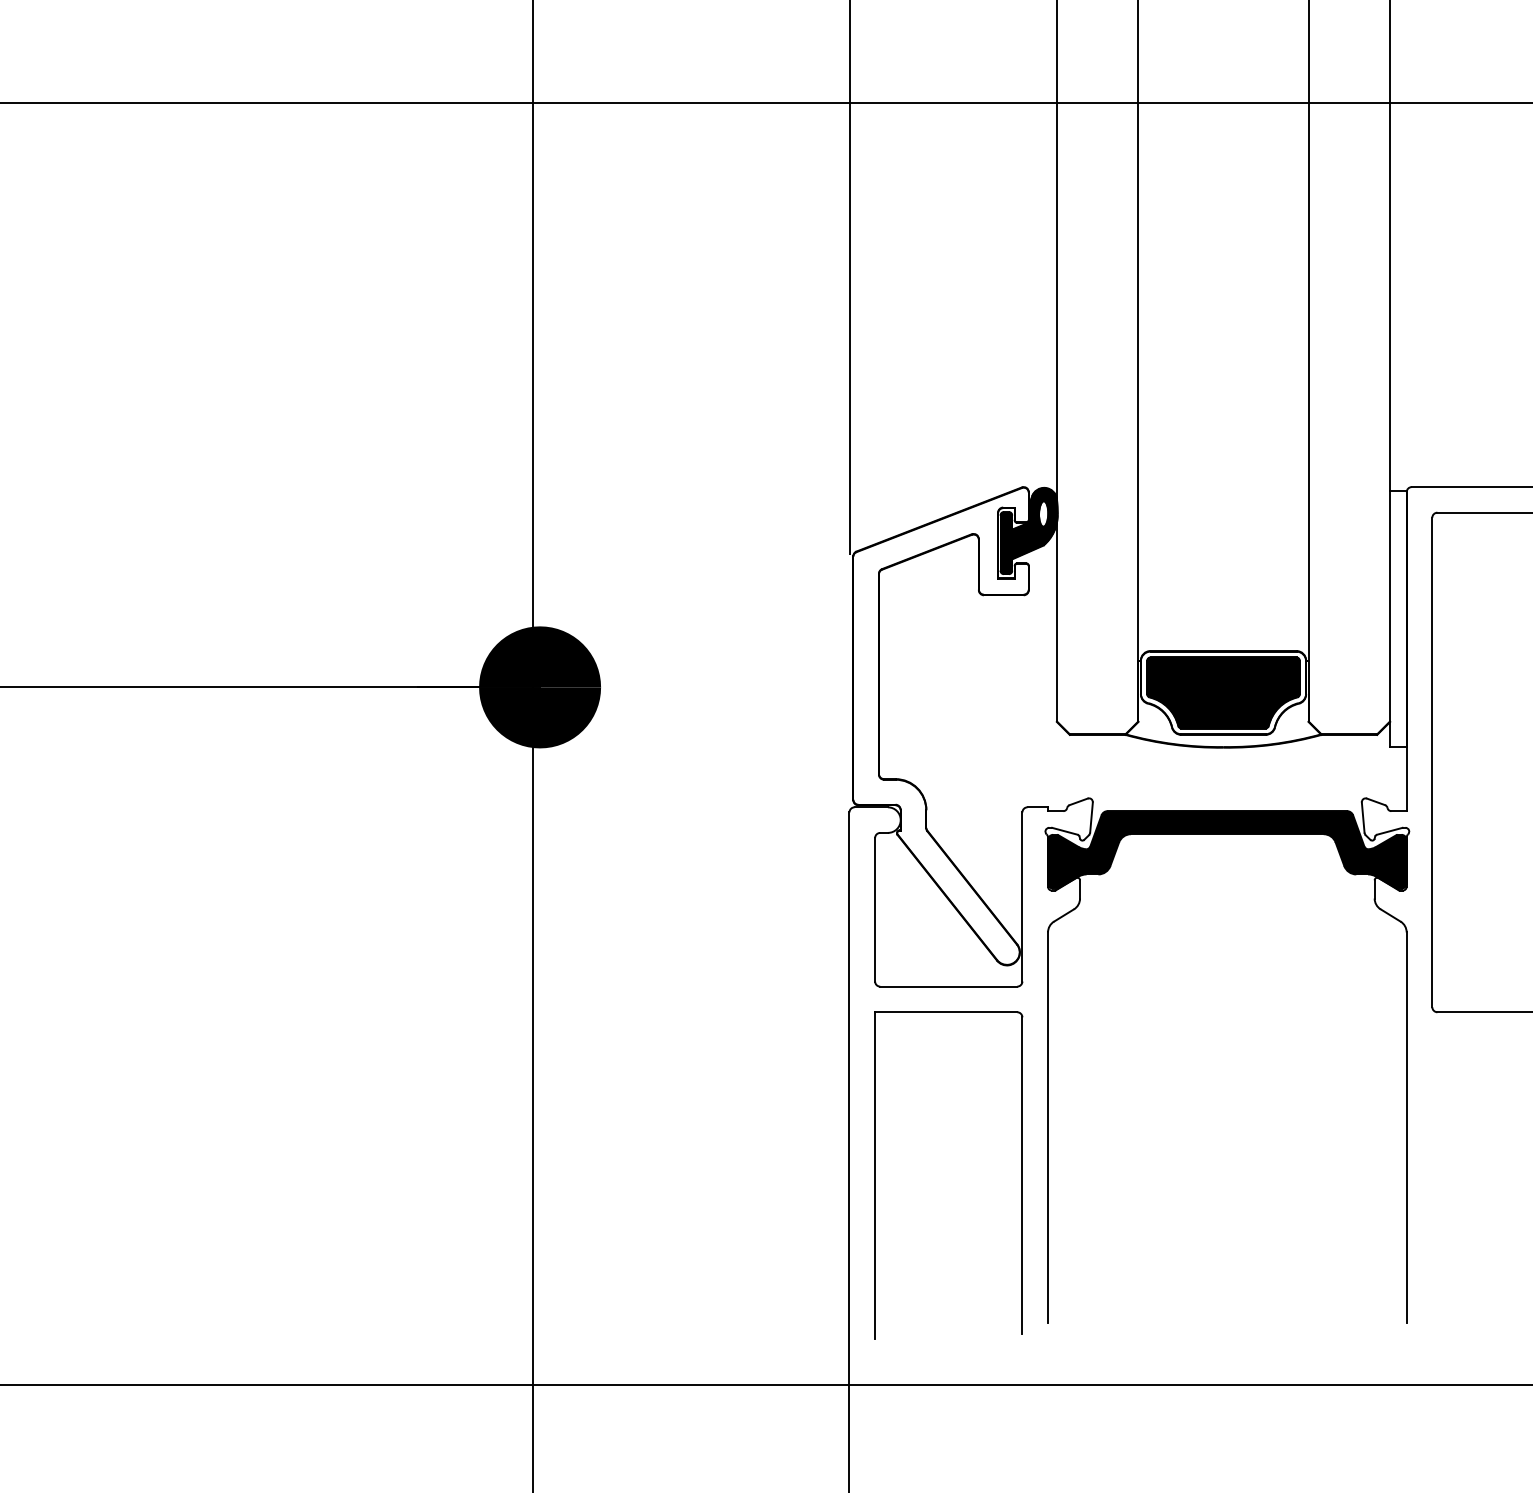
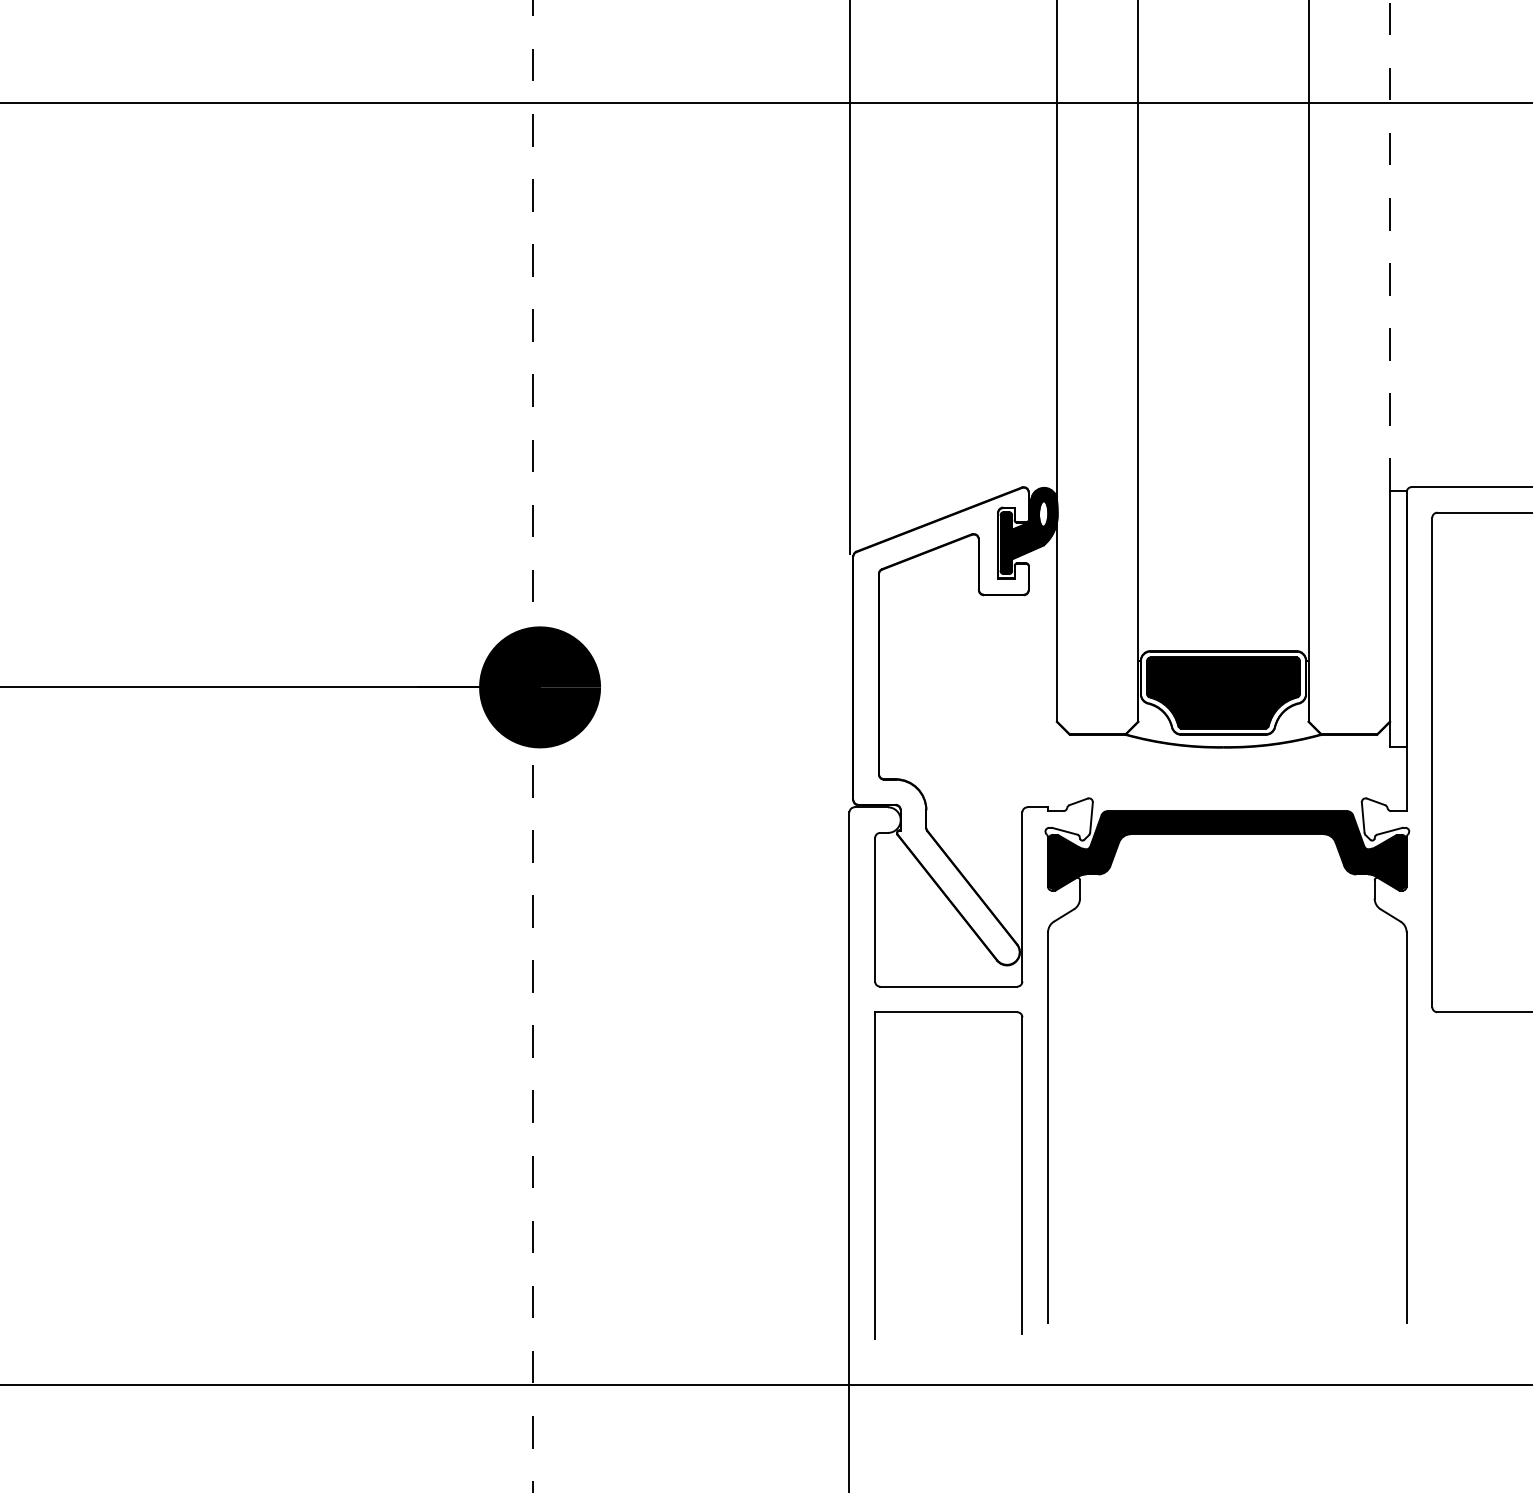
line: solid -> dashed (1390, 244)
line: solid -> dashed (532, 746)
